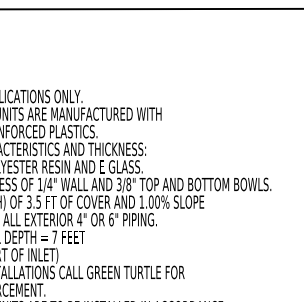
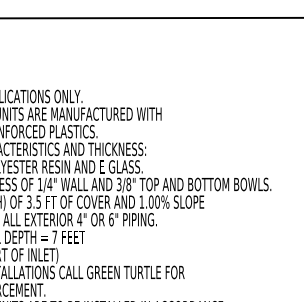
line position: (151, 8) -> (151, 17) (151, 17)
